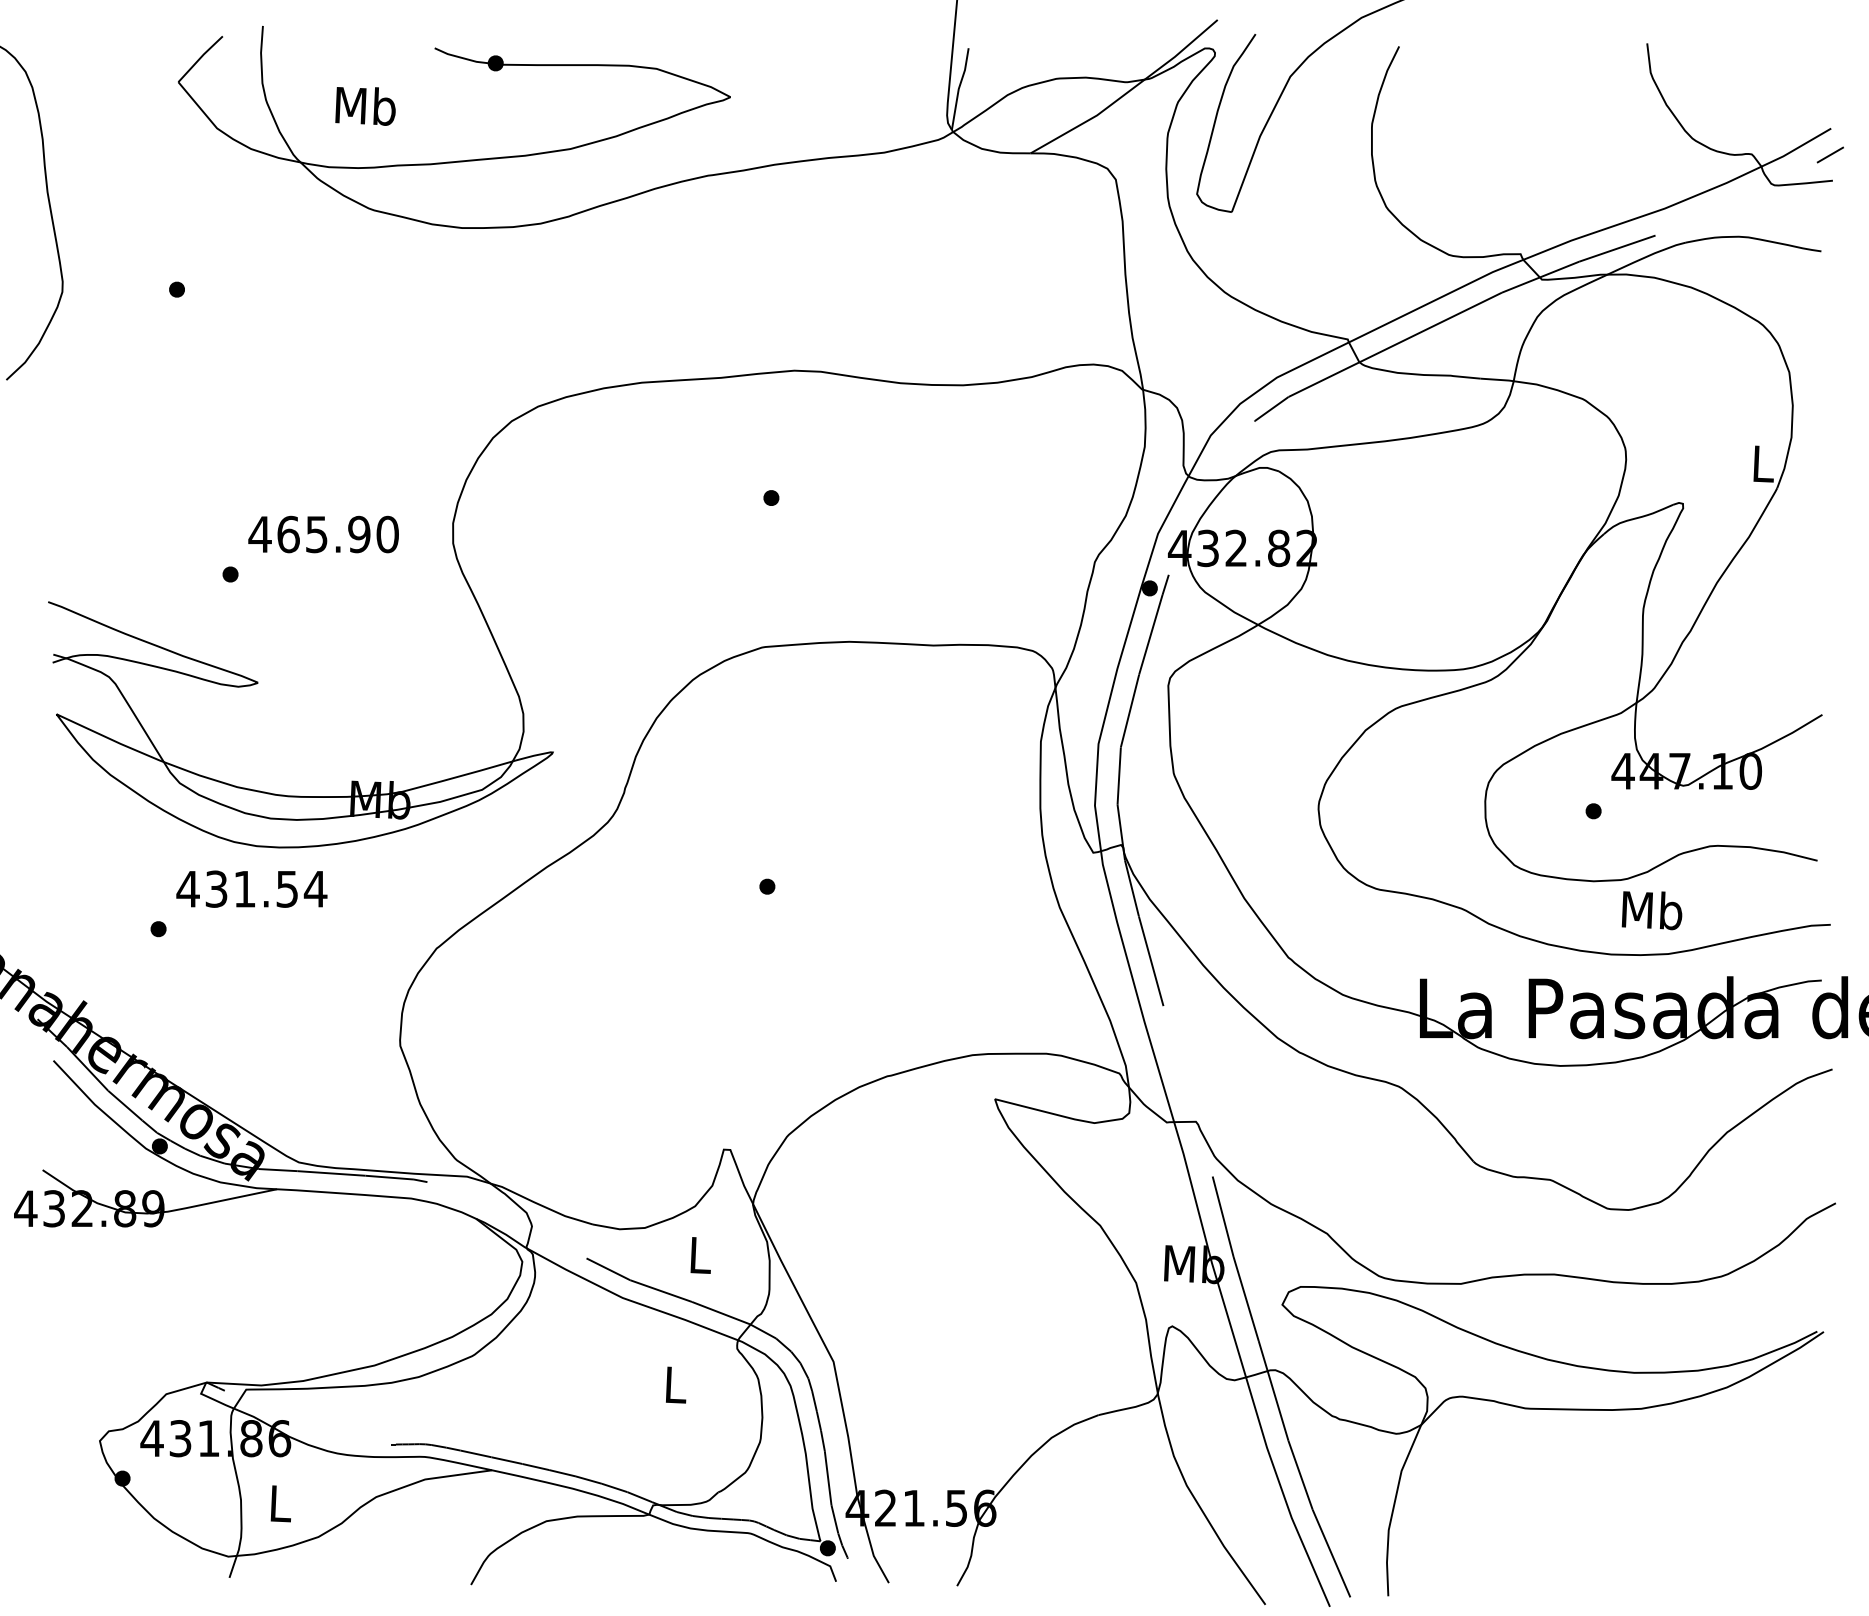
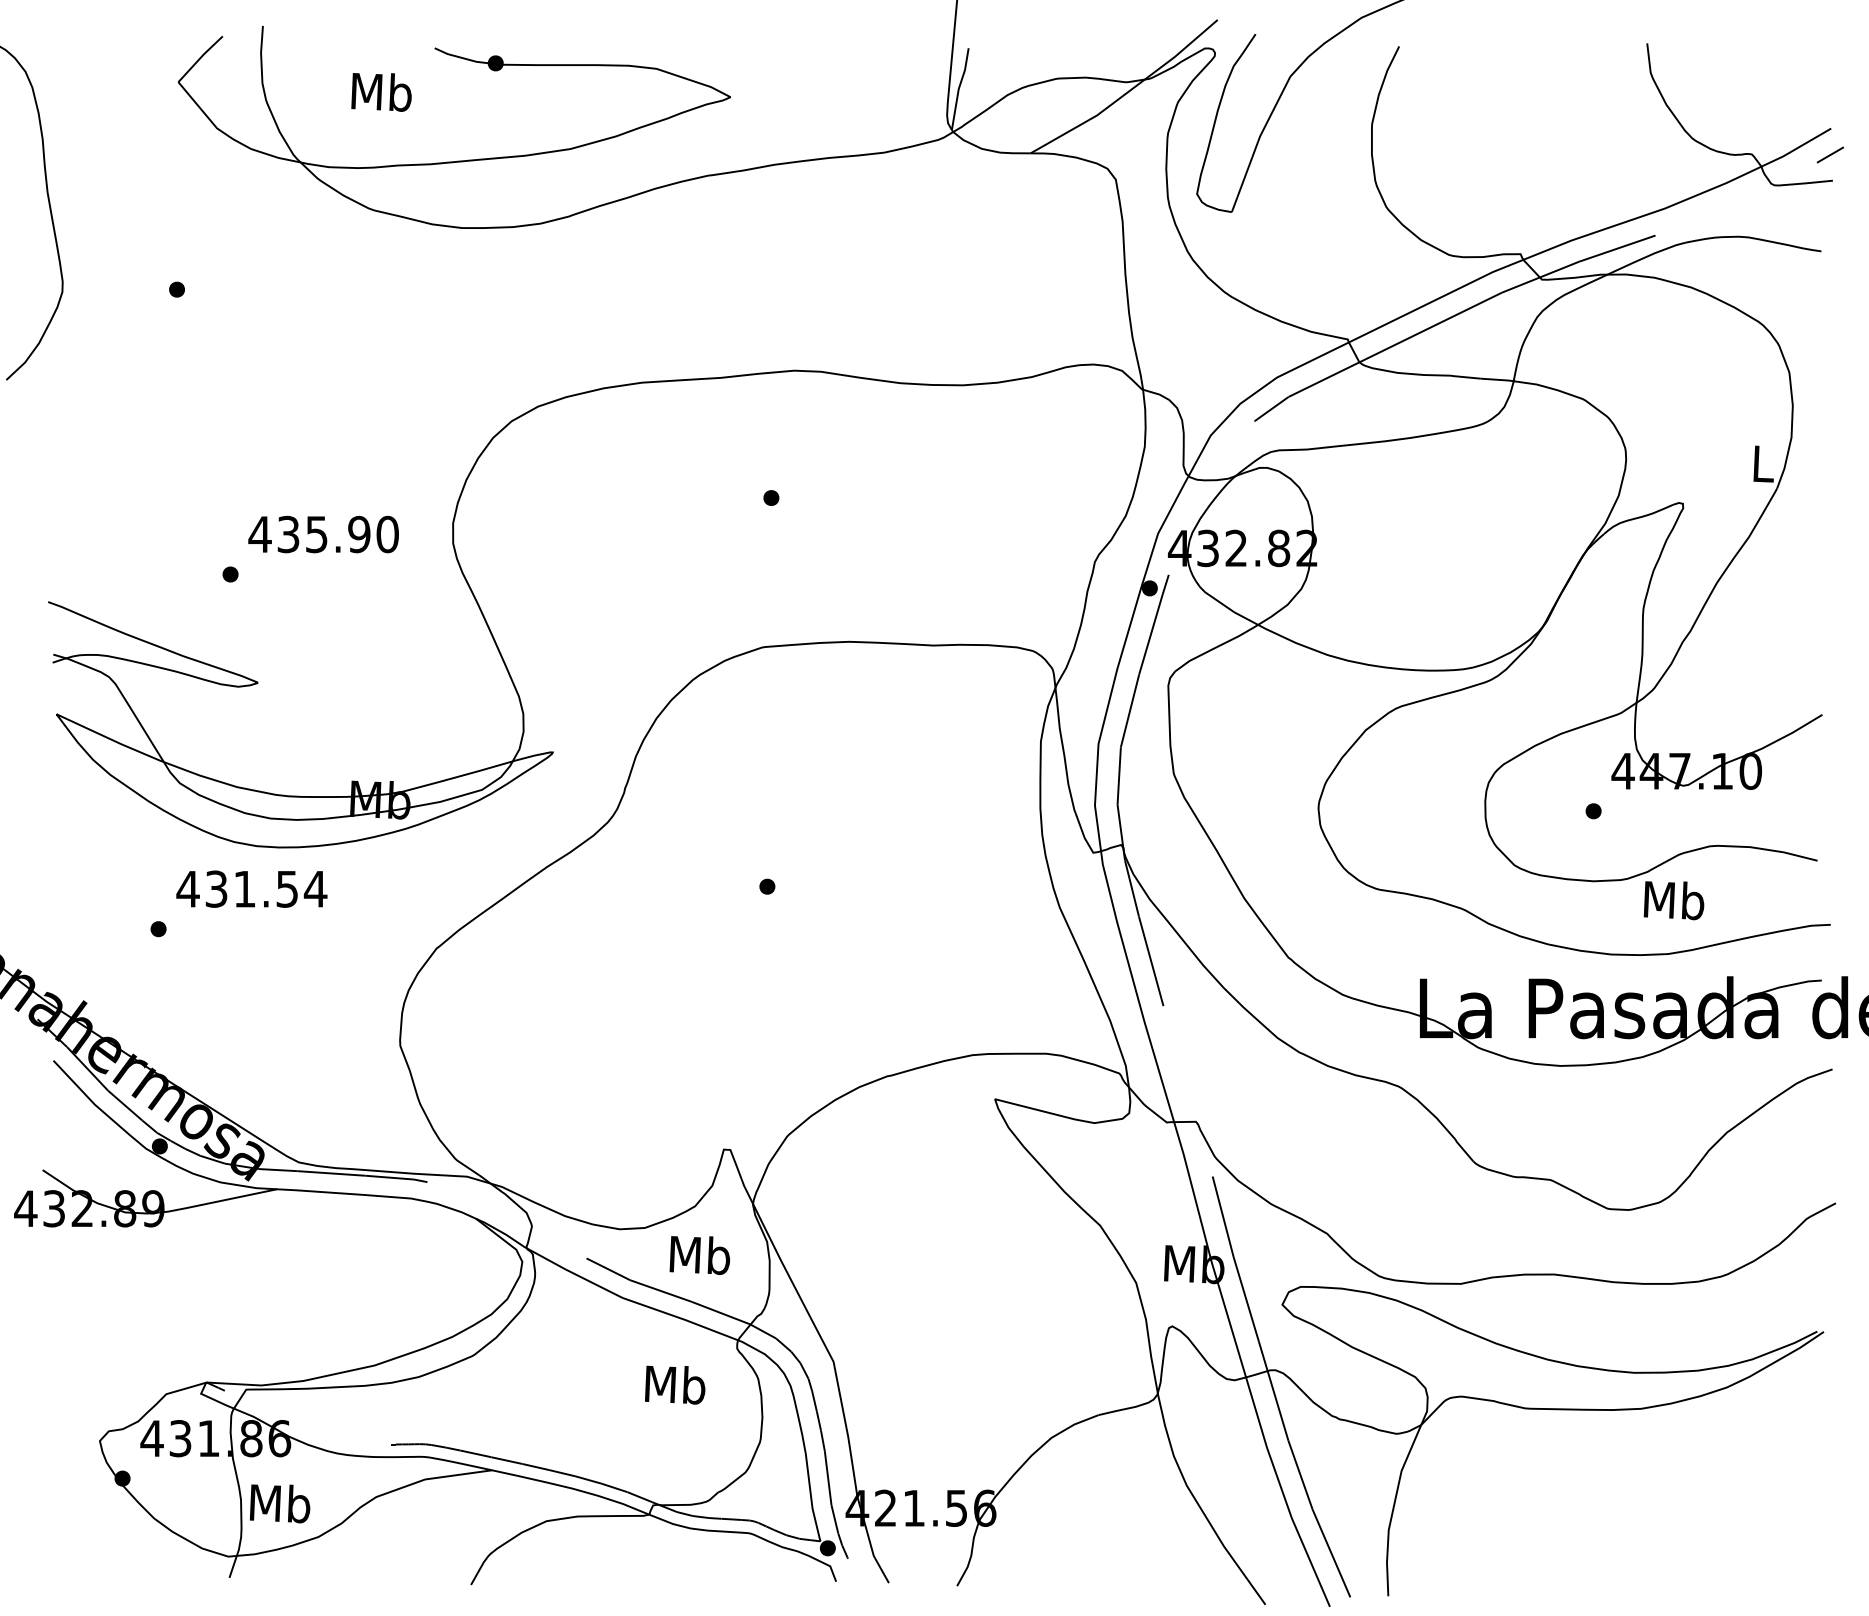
text position: (365, 106) -> (381, 92) (381, 92)
text: 465.90 -> 435.90 (288, 534)
text position: (1651, 910) -> (1673, 900) (1673, 900)
text: L -> Mb (699, 1255)
text: L -> Mb (675, 1384)
text: L -> Mb (279, 1503)
